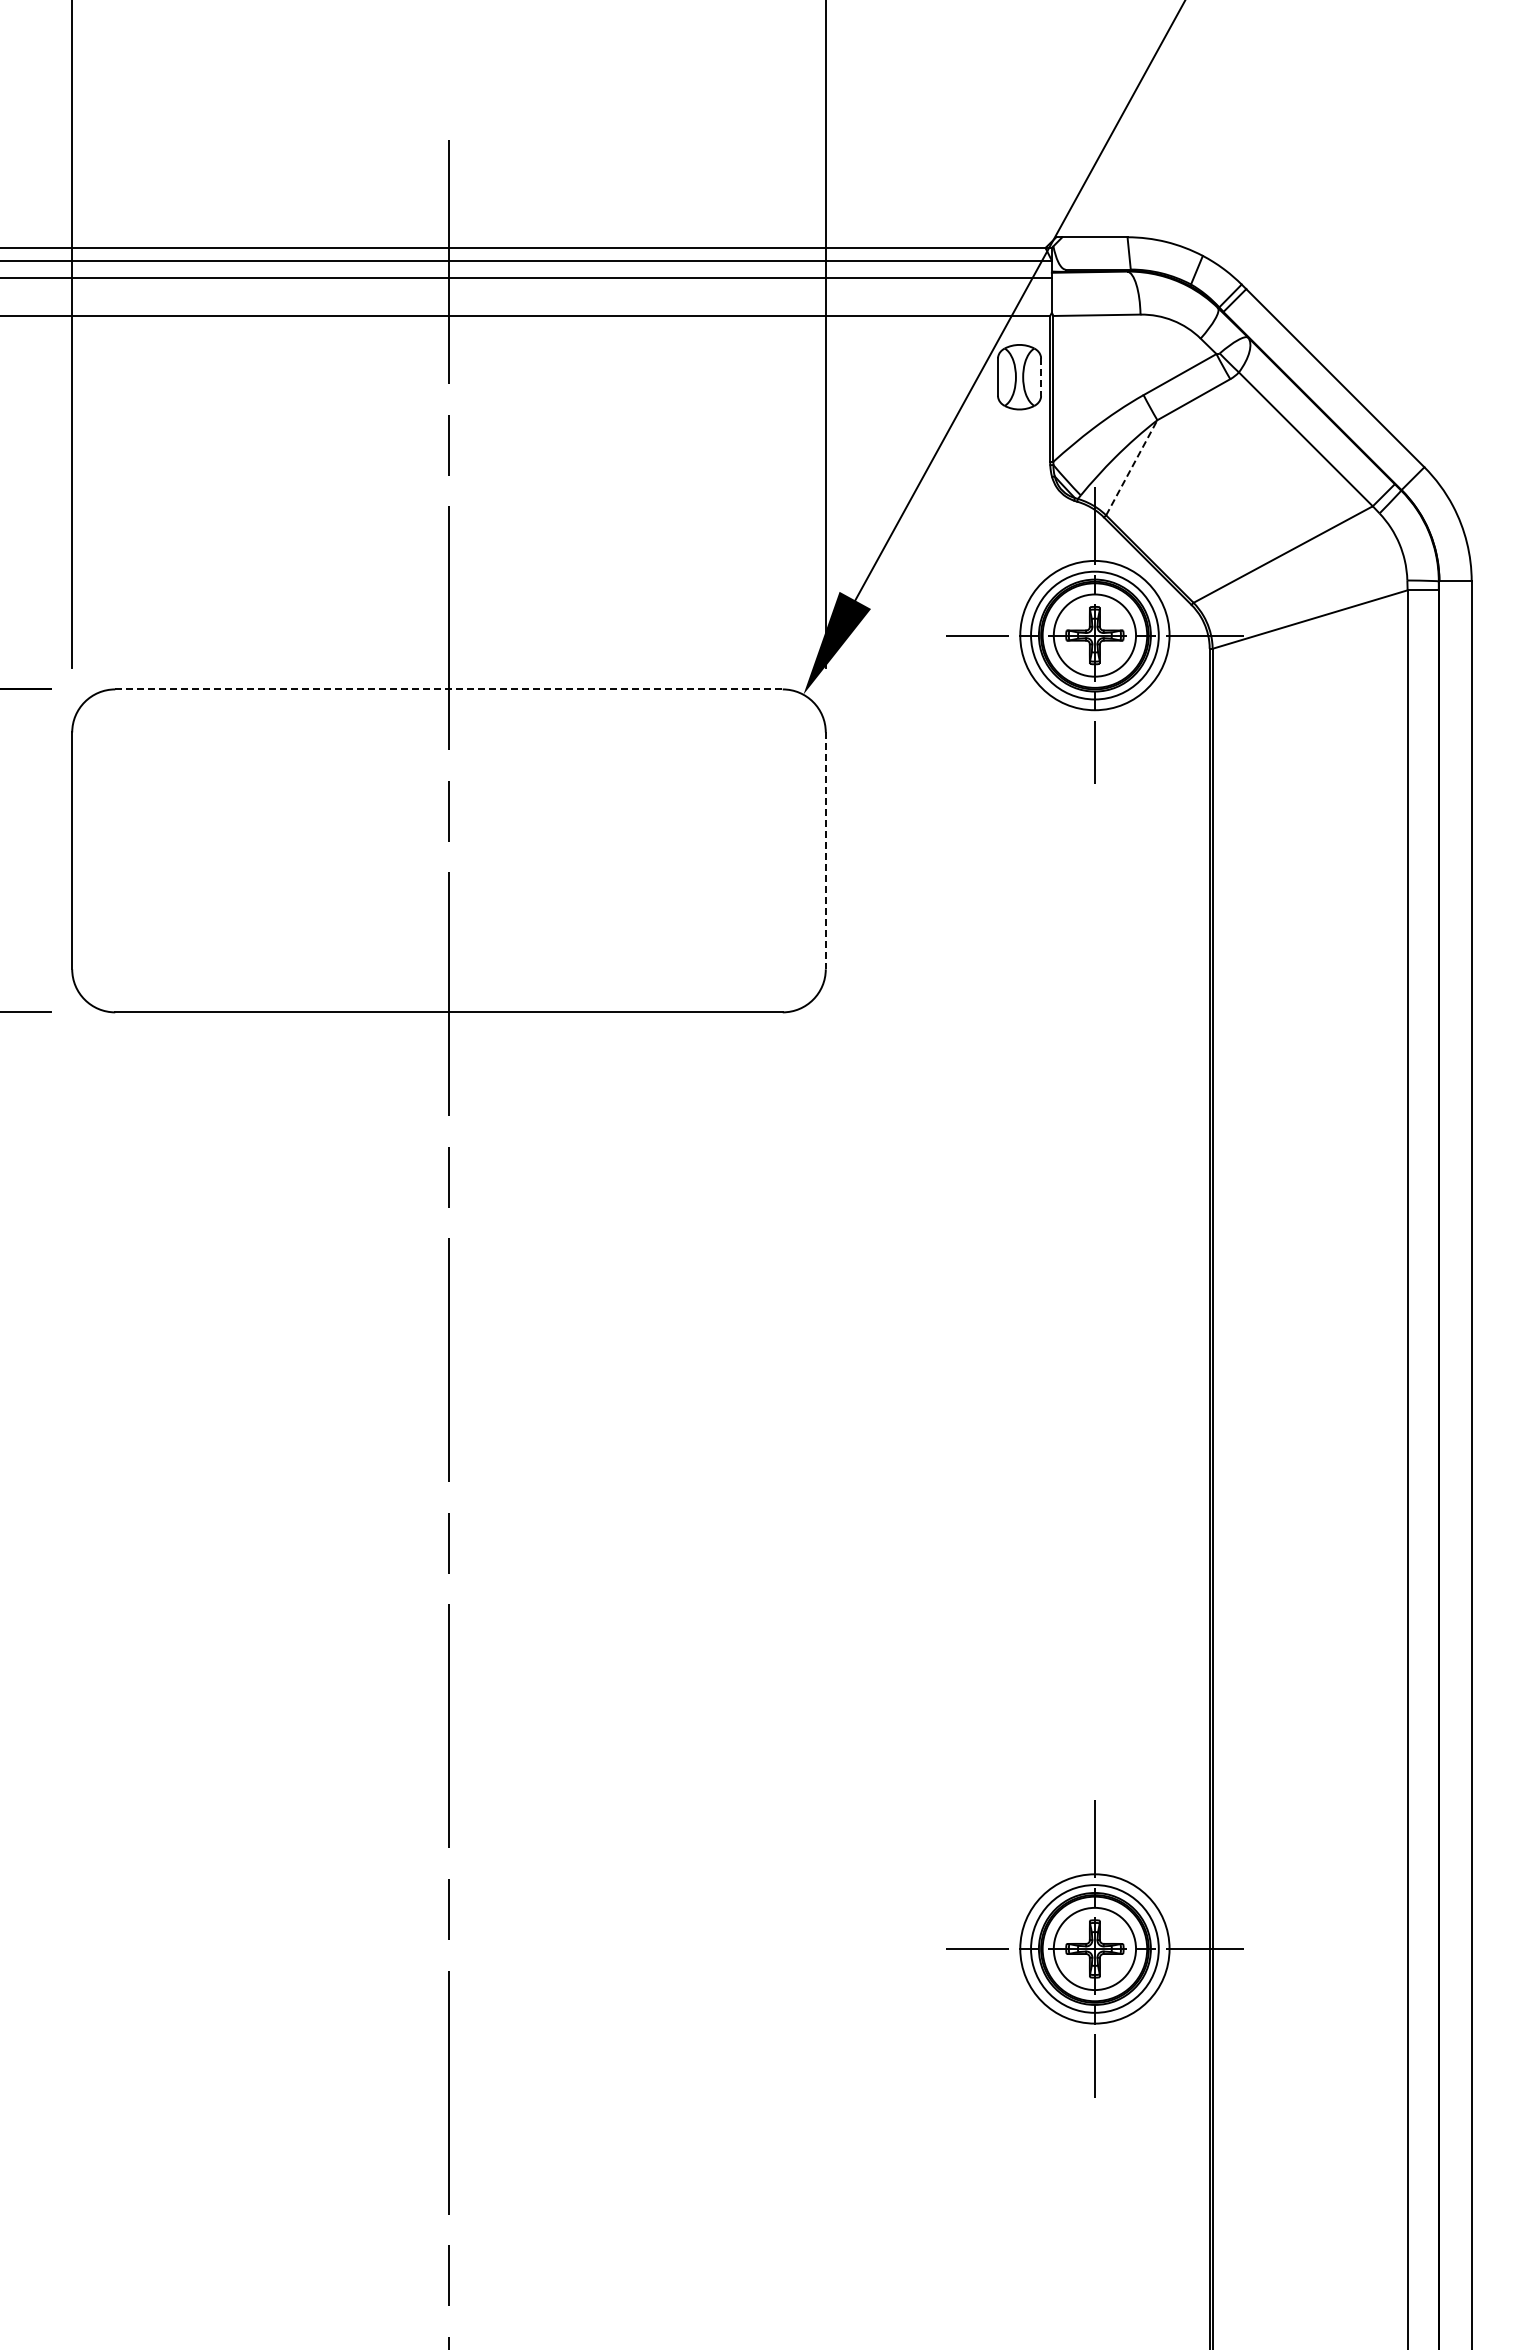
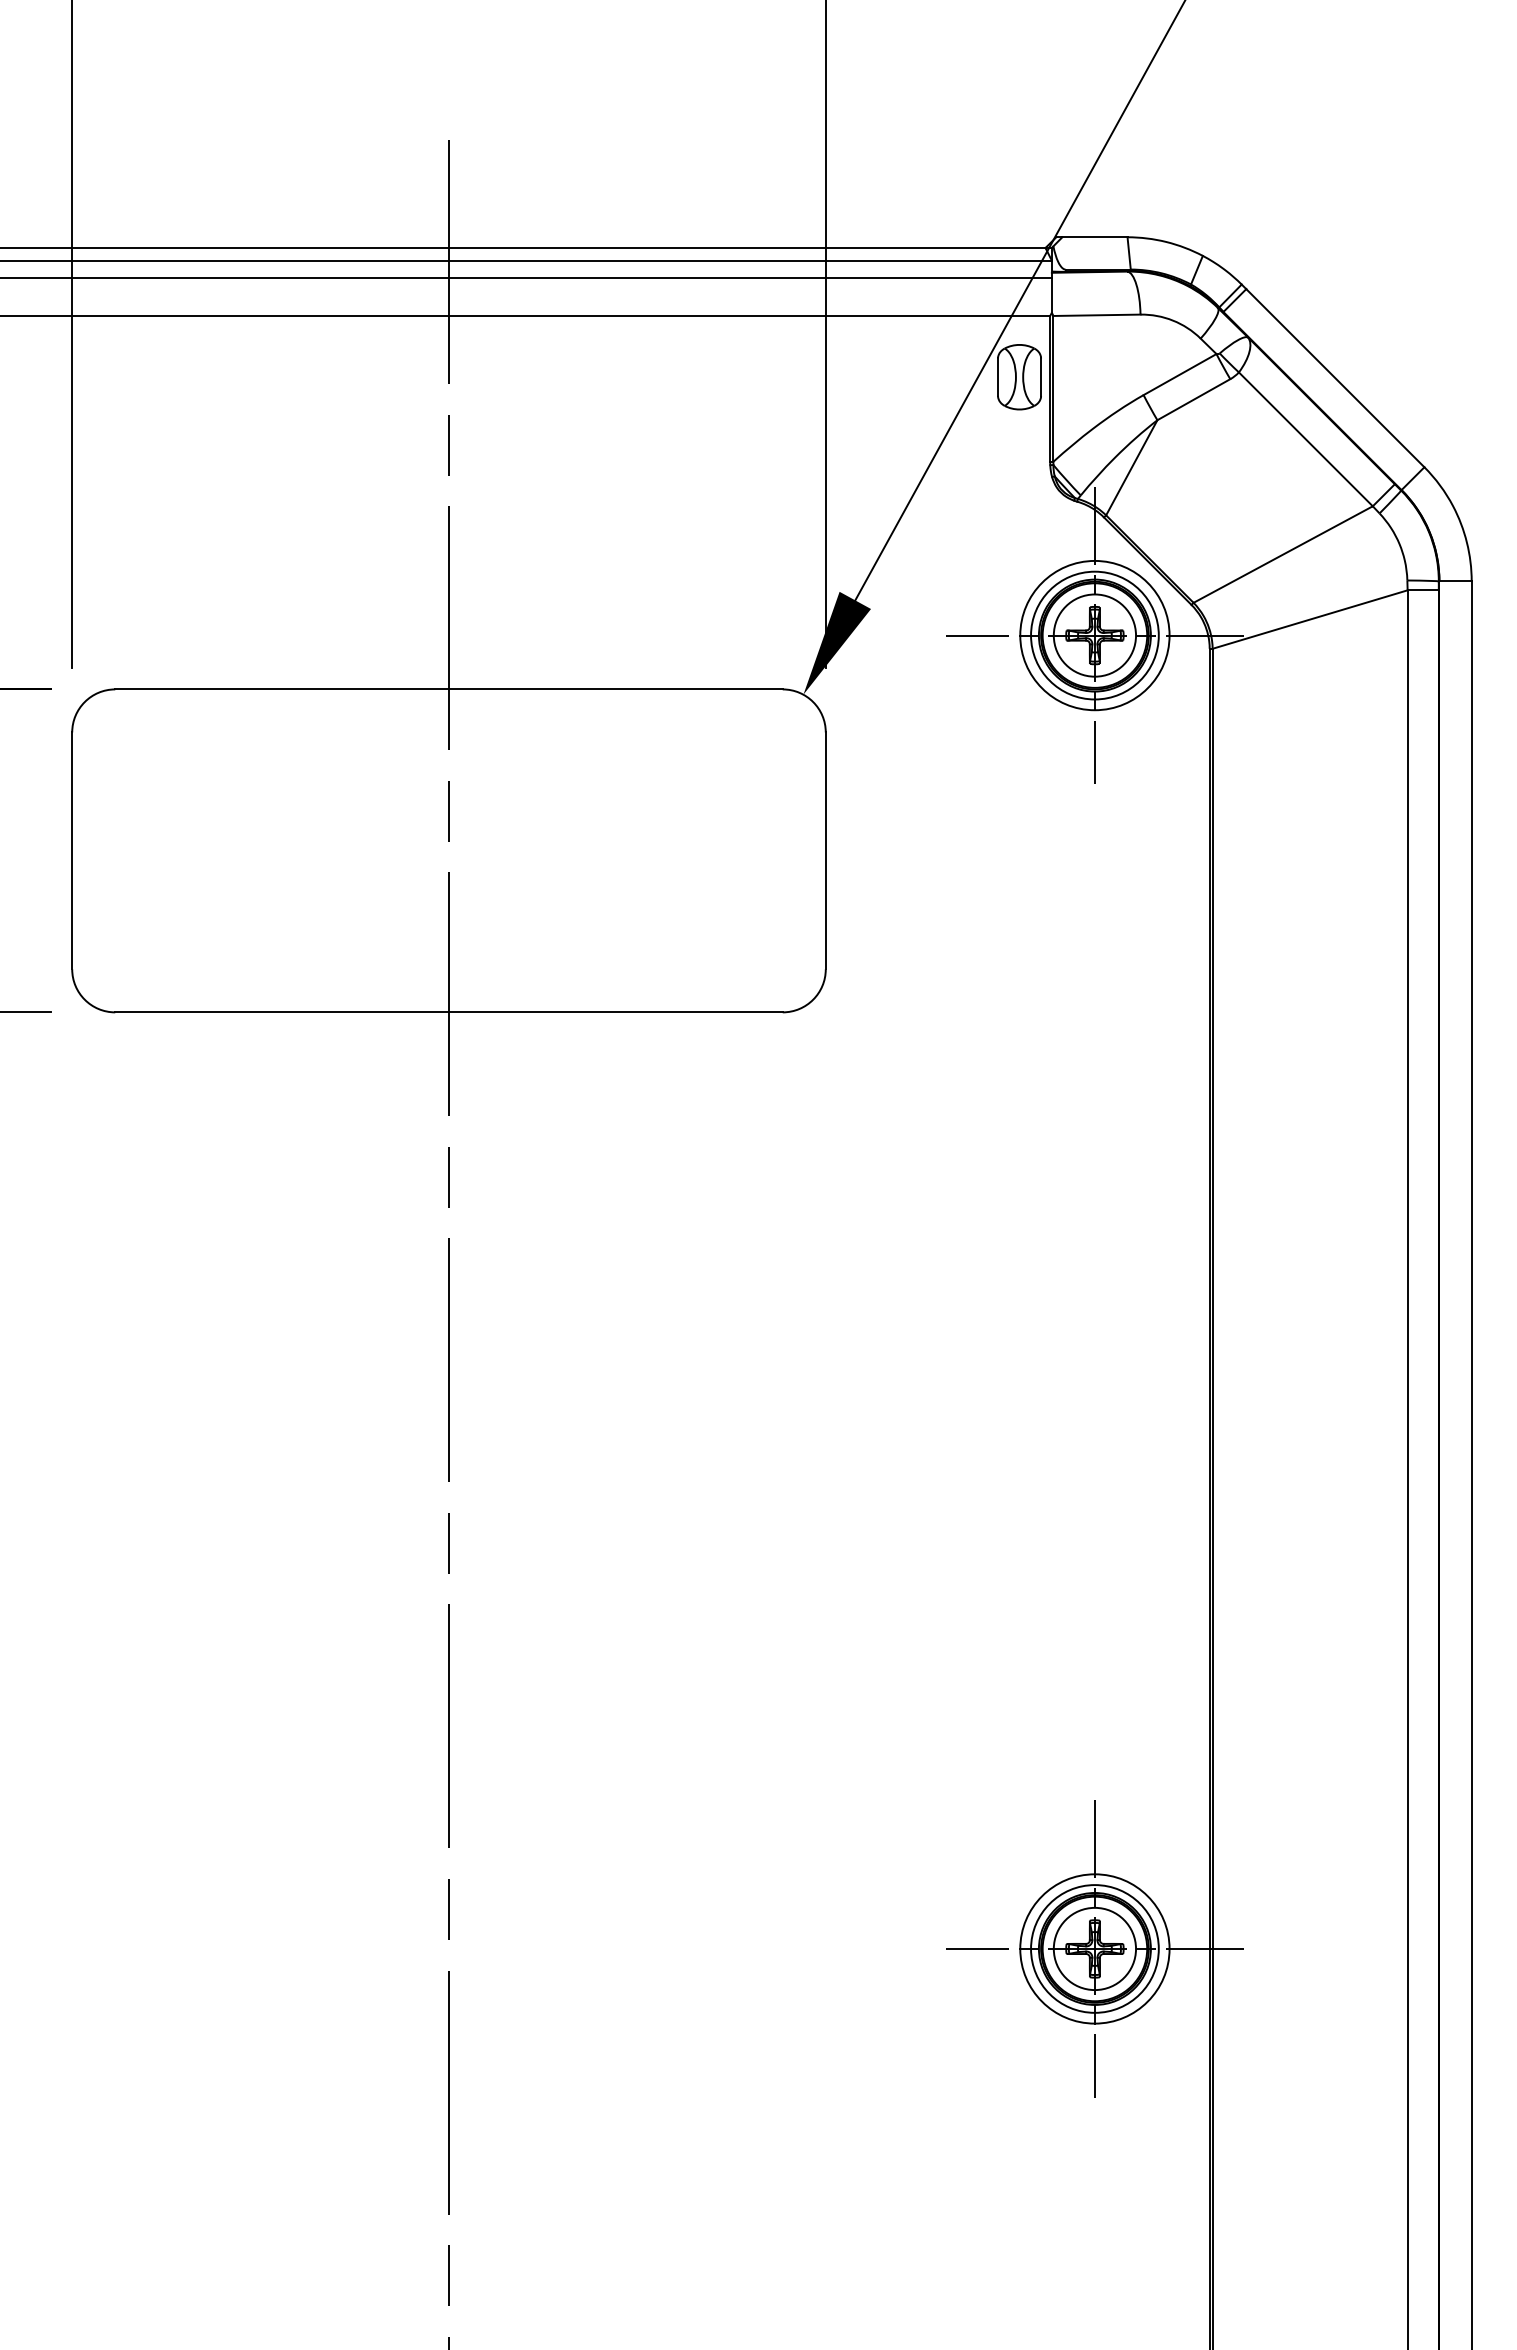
line: dashed -> solid (1041, 377)
line: dashed -> solid (1132, 467)
line: dashed -> solid (449, 689)
line: dashed -> solid (825, 851)
